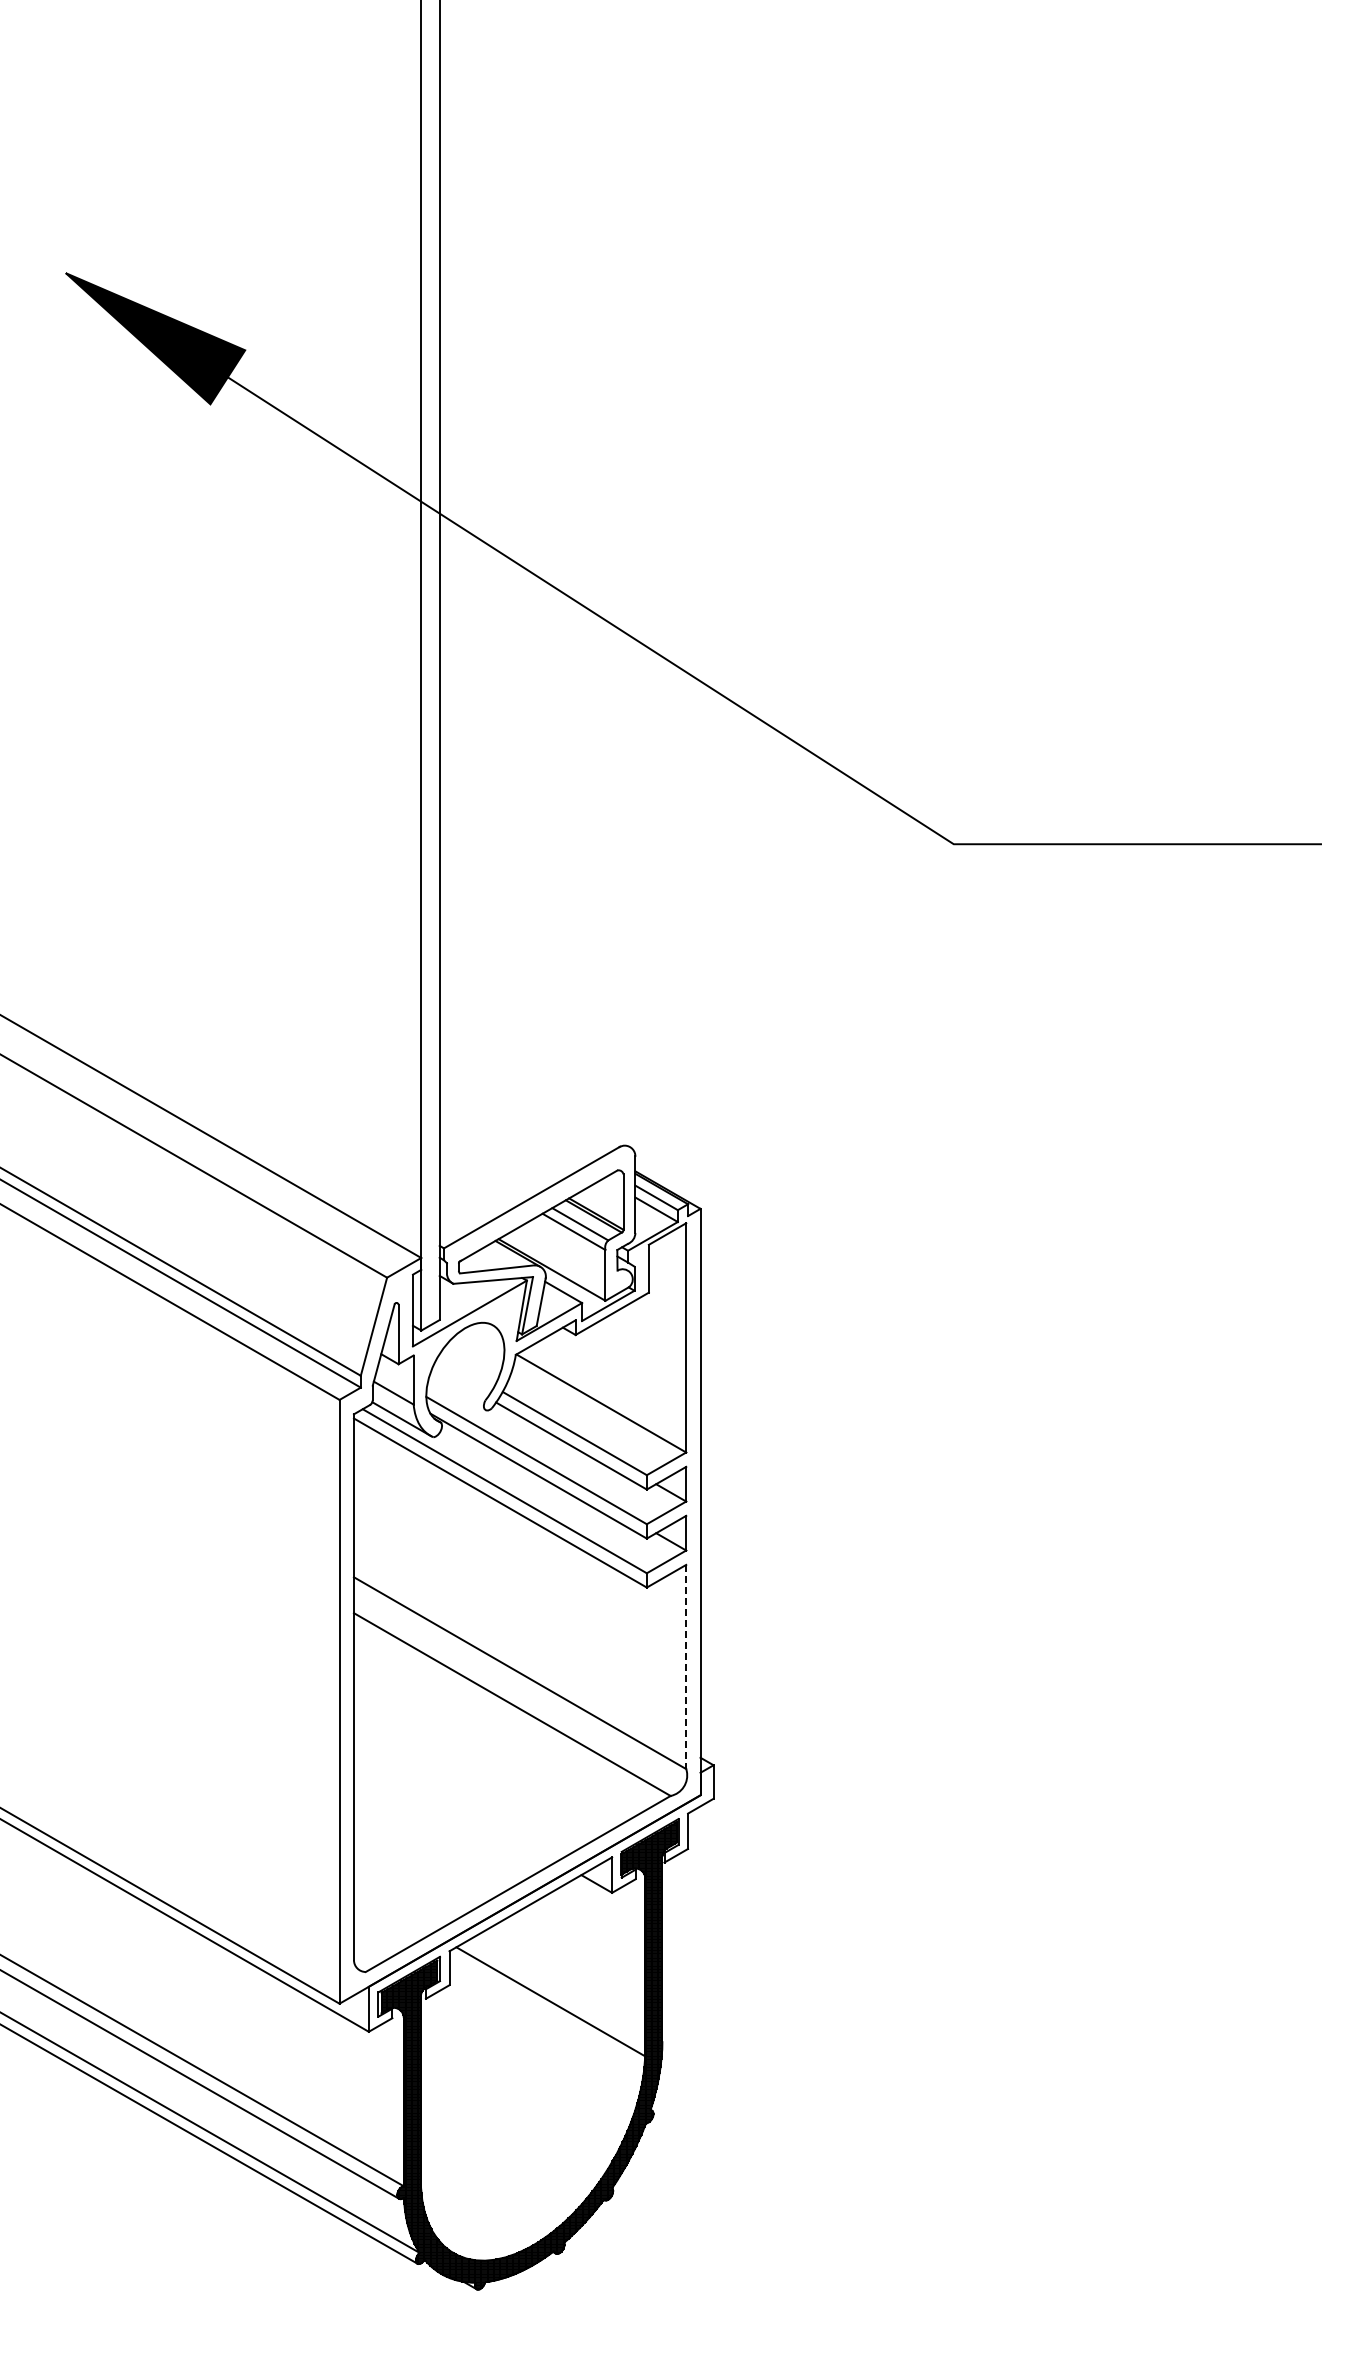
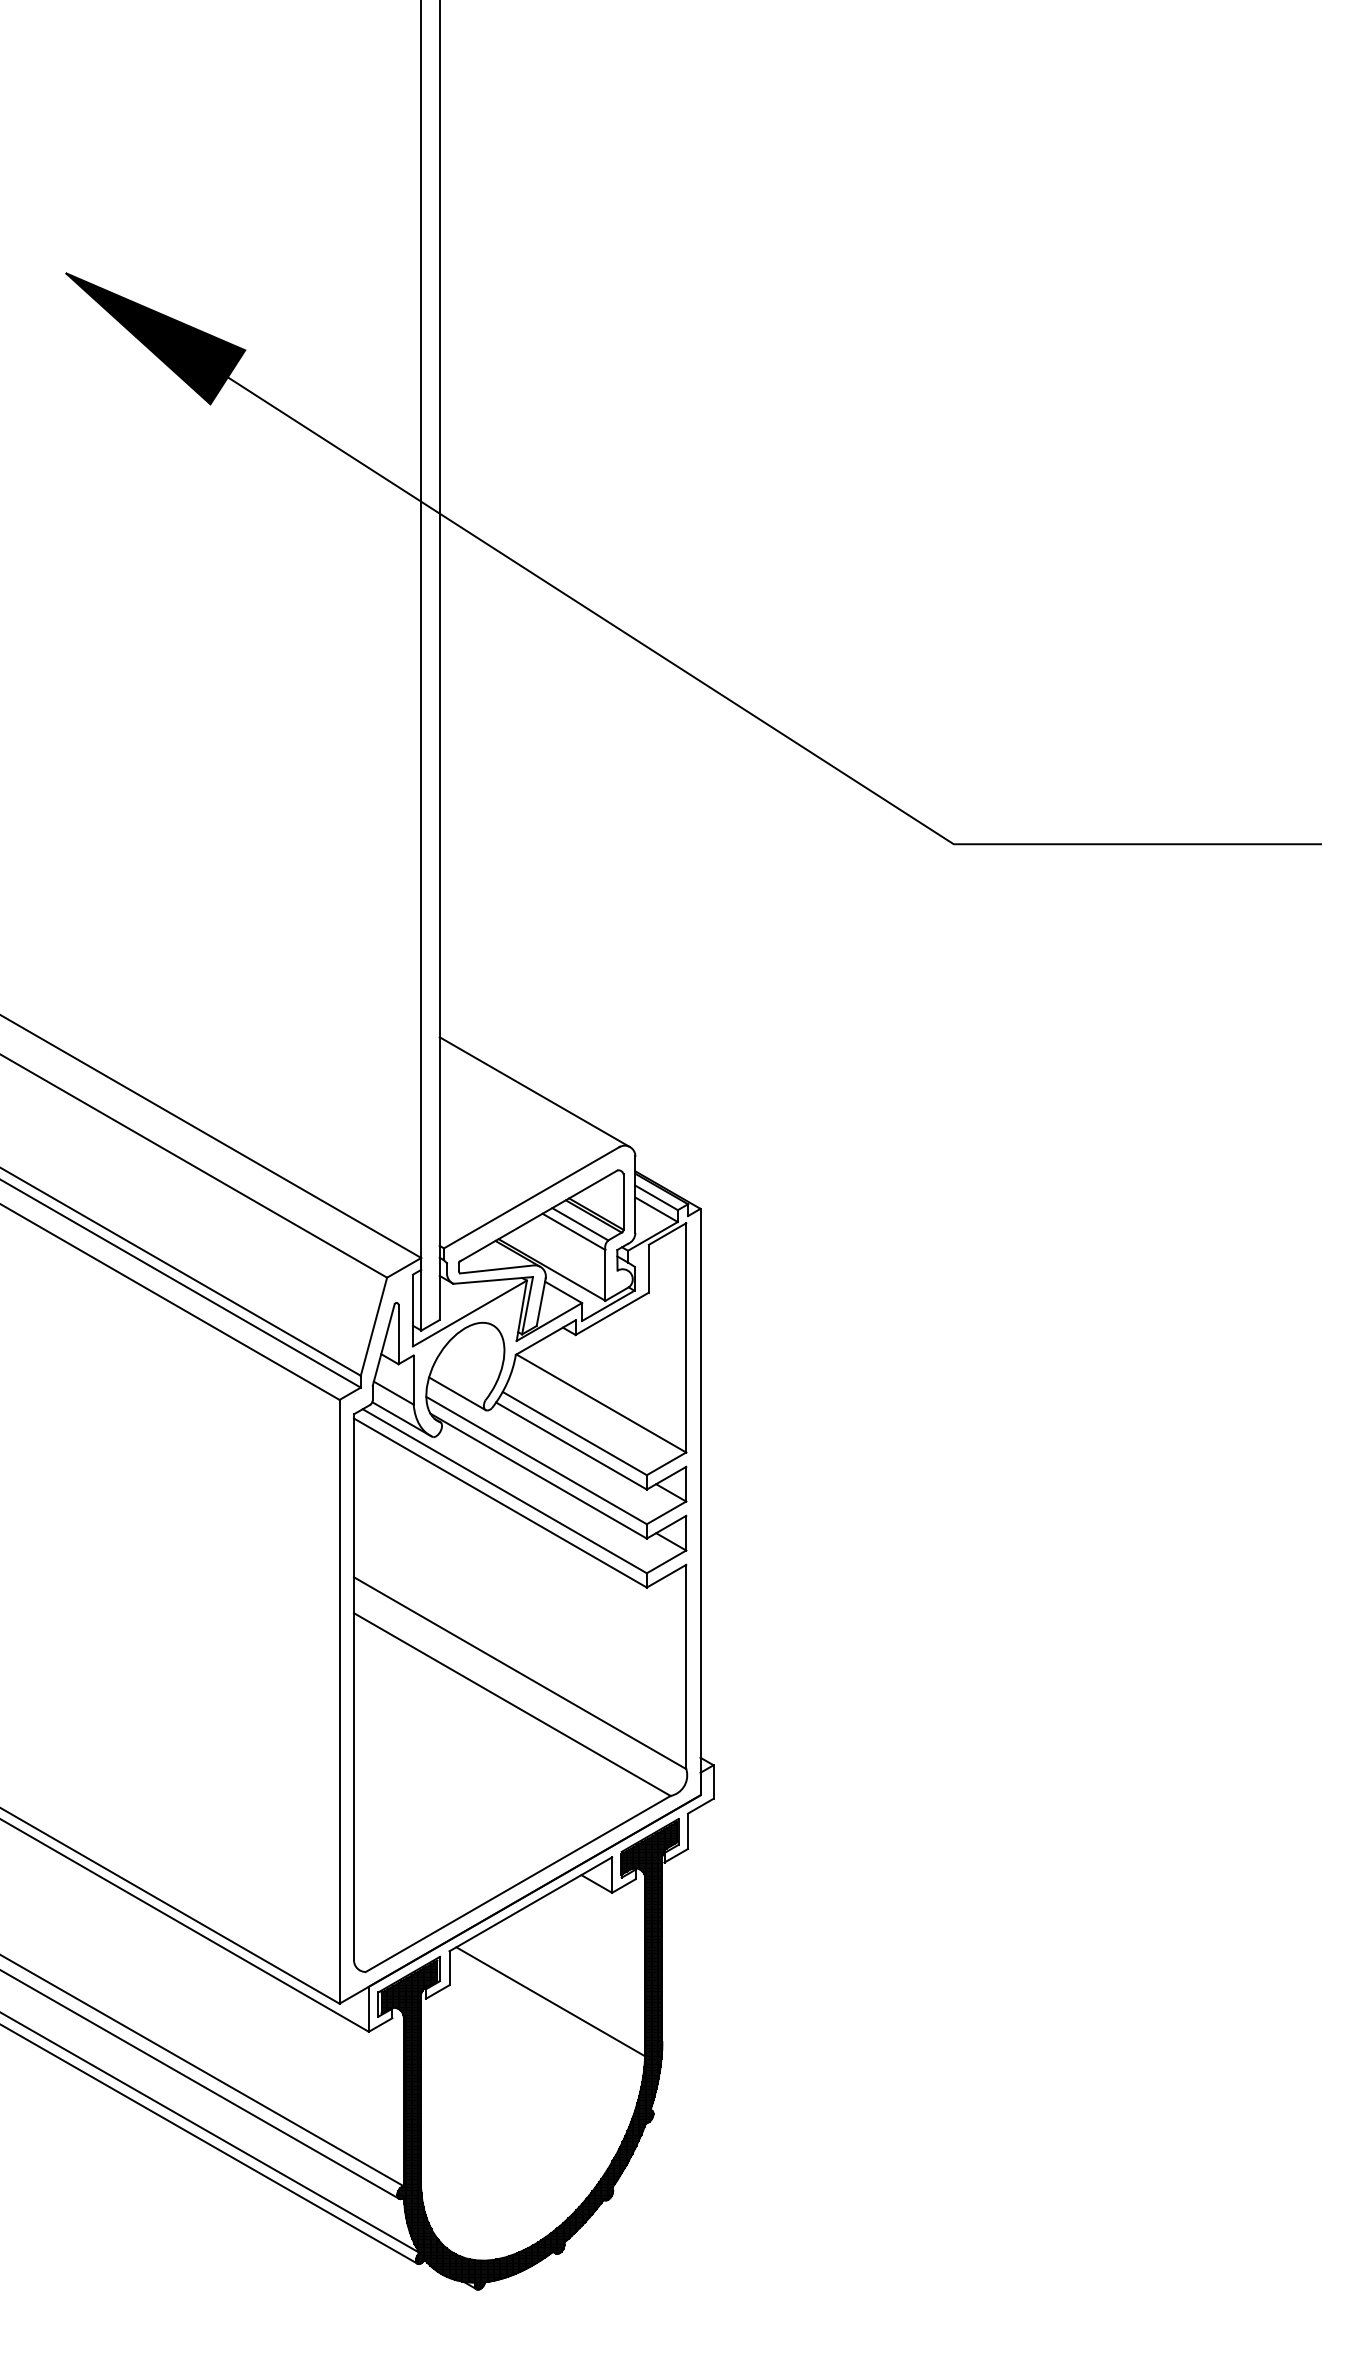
line: none -> present (534, 1091)
line: none -> present (457, 1393)
line: dashed -> solid (686, 1667)
